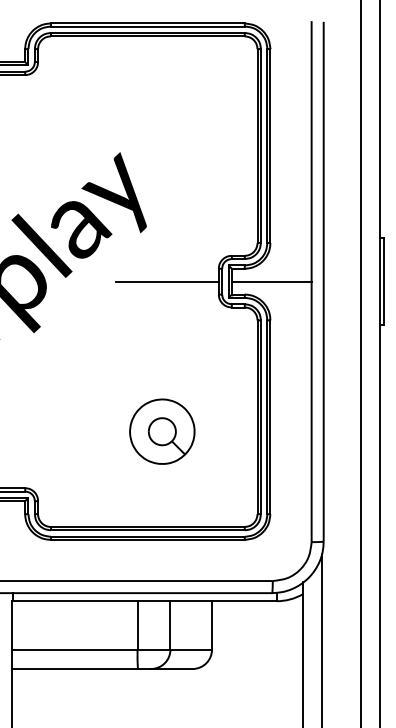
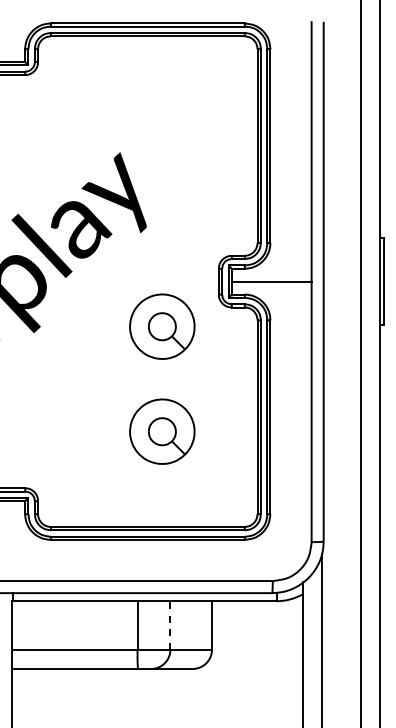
line: present -> none (166, 281)
part: none -> present (162, 326)
line: solid -> dashed (170, 624)
